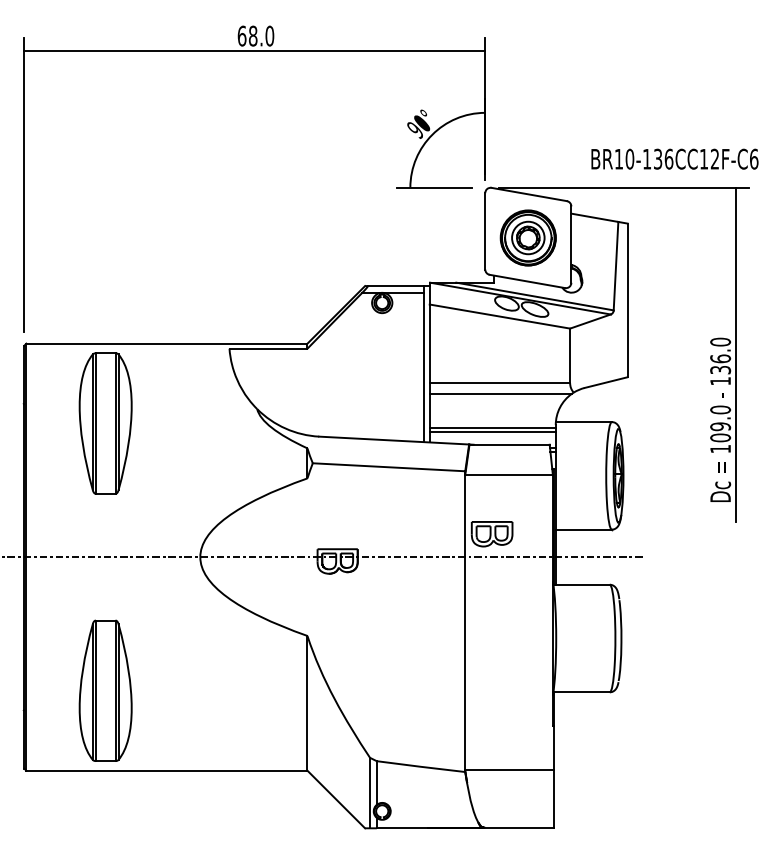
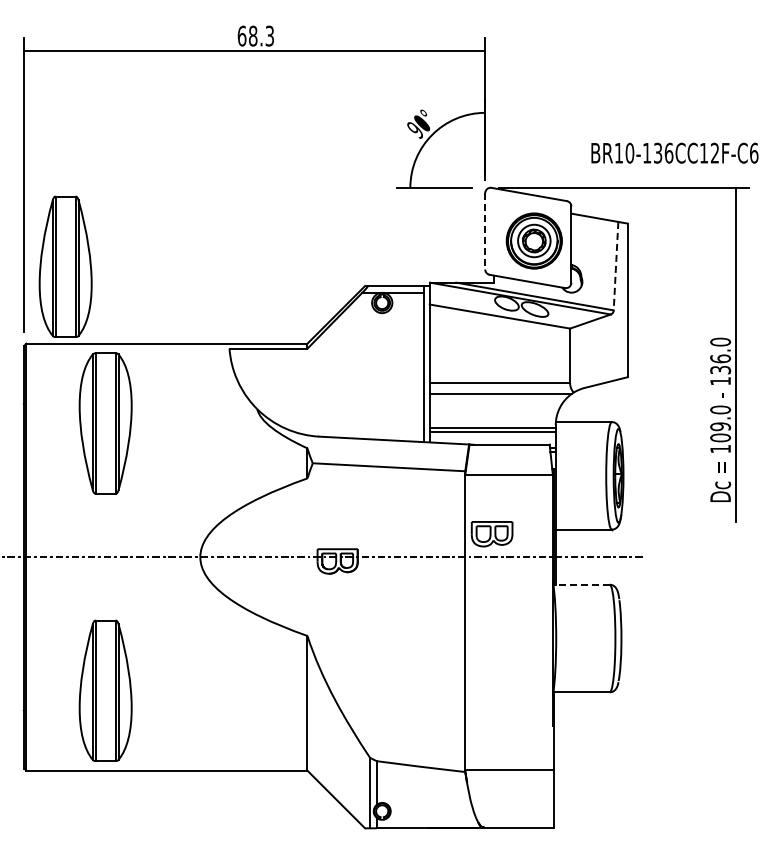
text: 68.0 -> 68.3 (269, 35)
text position: (674, 158) -> (674, 152) (674, 152)
line: solid -> dashed (485, 231)
part position: (527, 237) -> (533, 240) (533, 240)
part: none -> present (65, 266)
line: solid -> dashed (616, 266)
line: solid -> dashed (581, 584)
